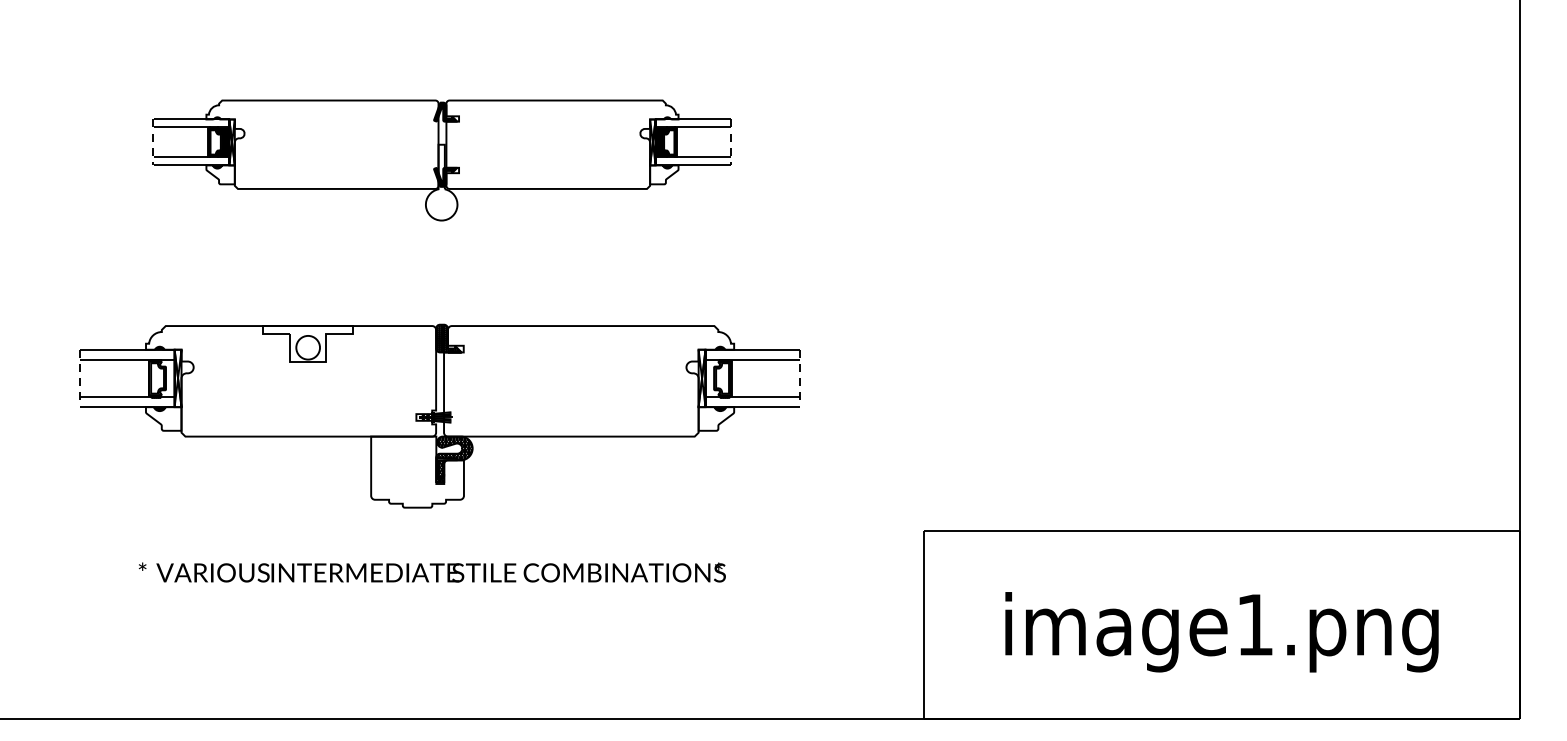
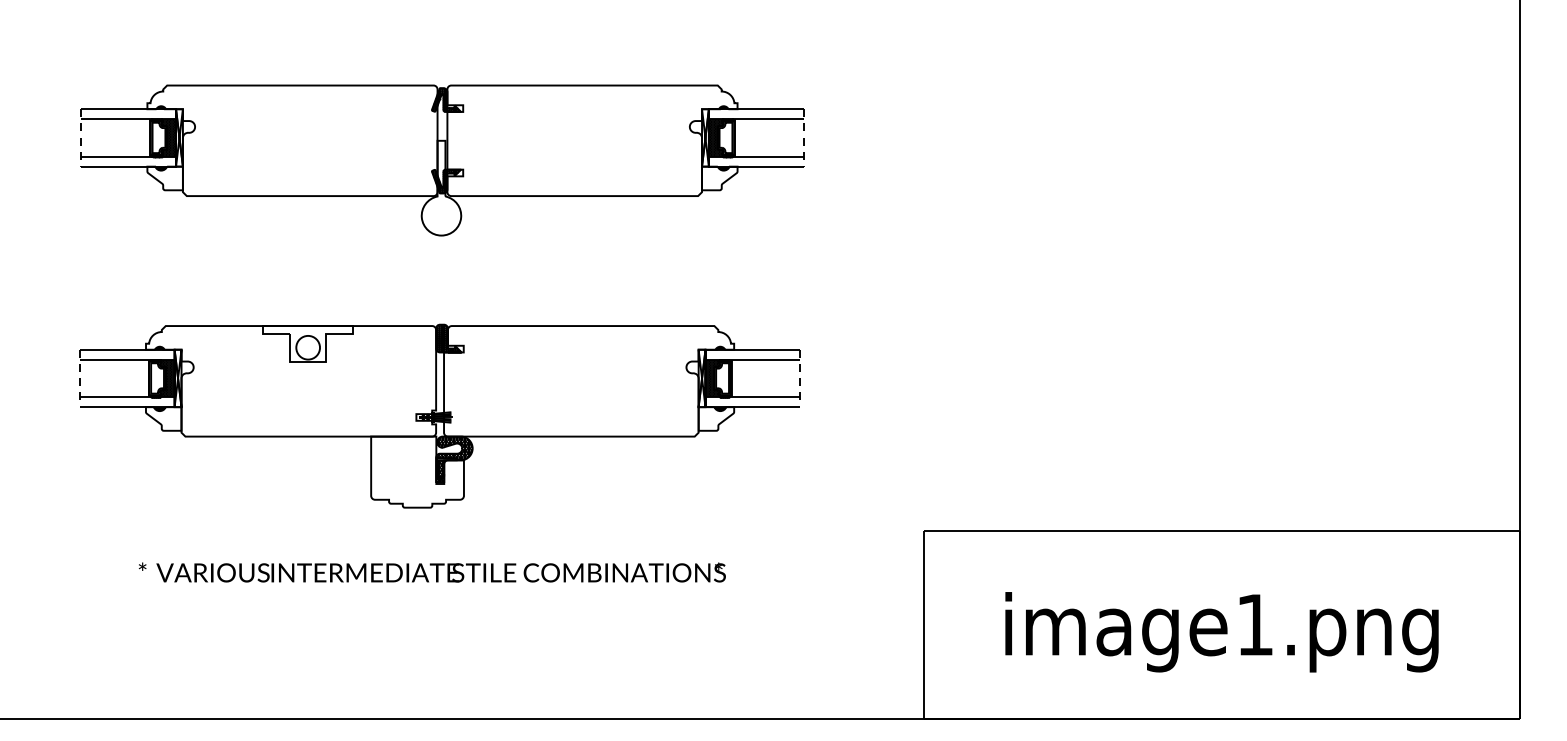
part size: 580x123 px -> 725x153 px (442, 160)
hatch: none -> present (167, 378)
hatch: none -> present (712, 378)
